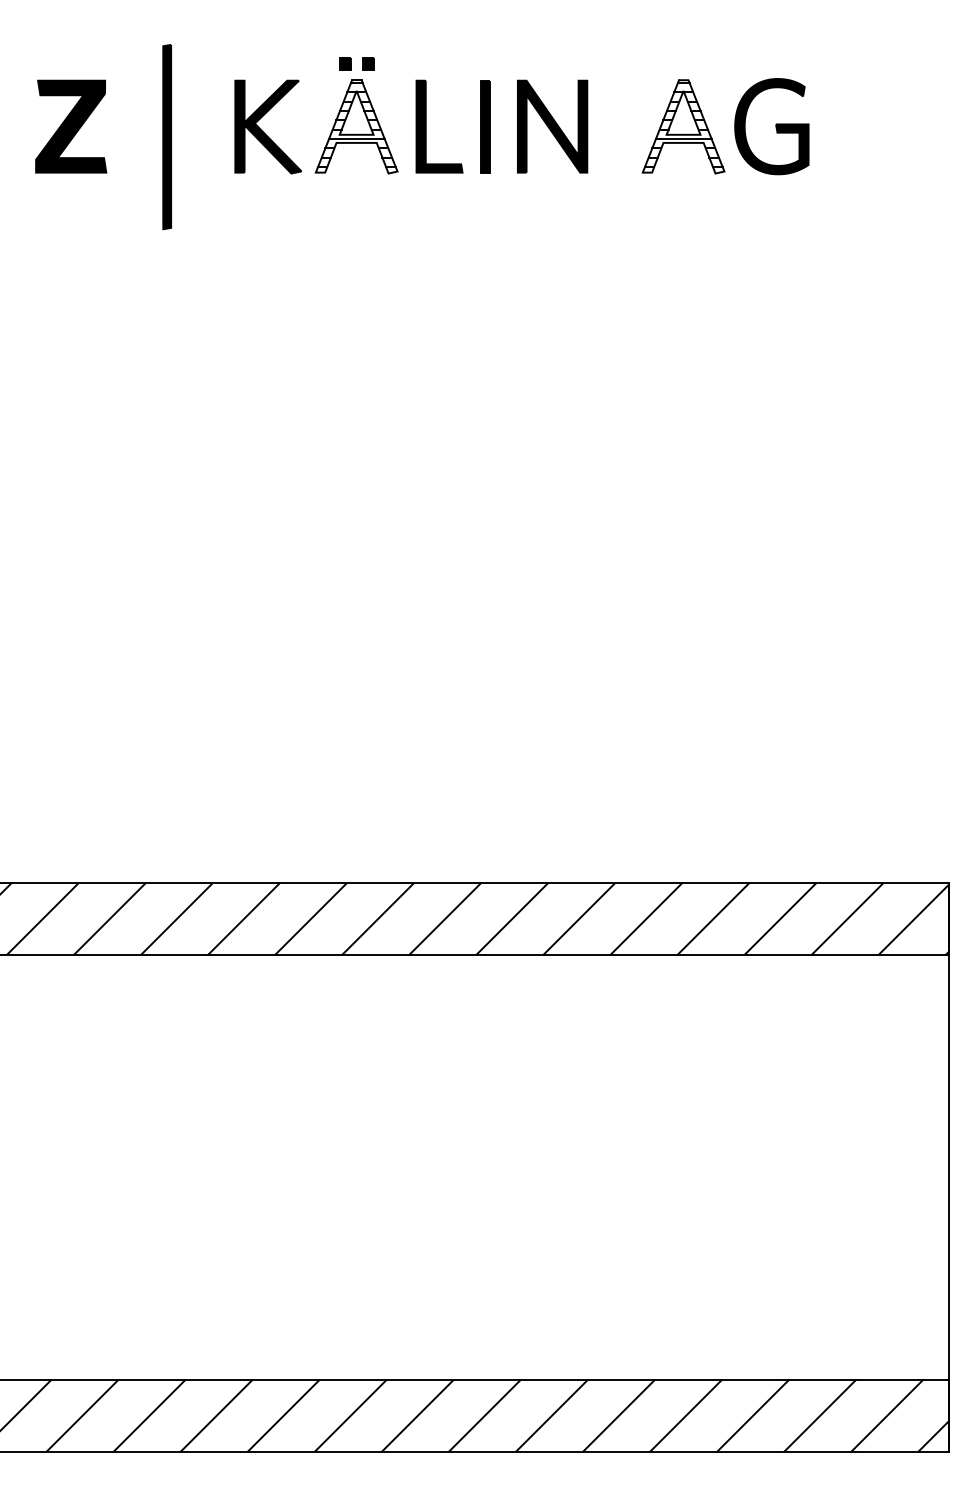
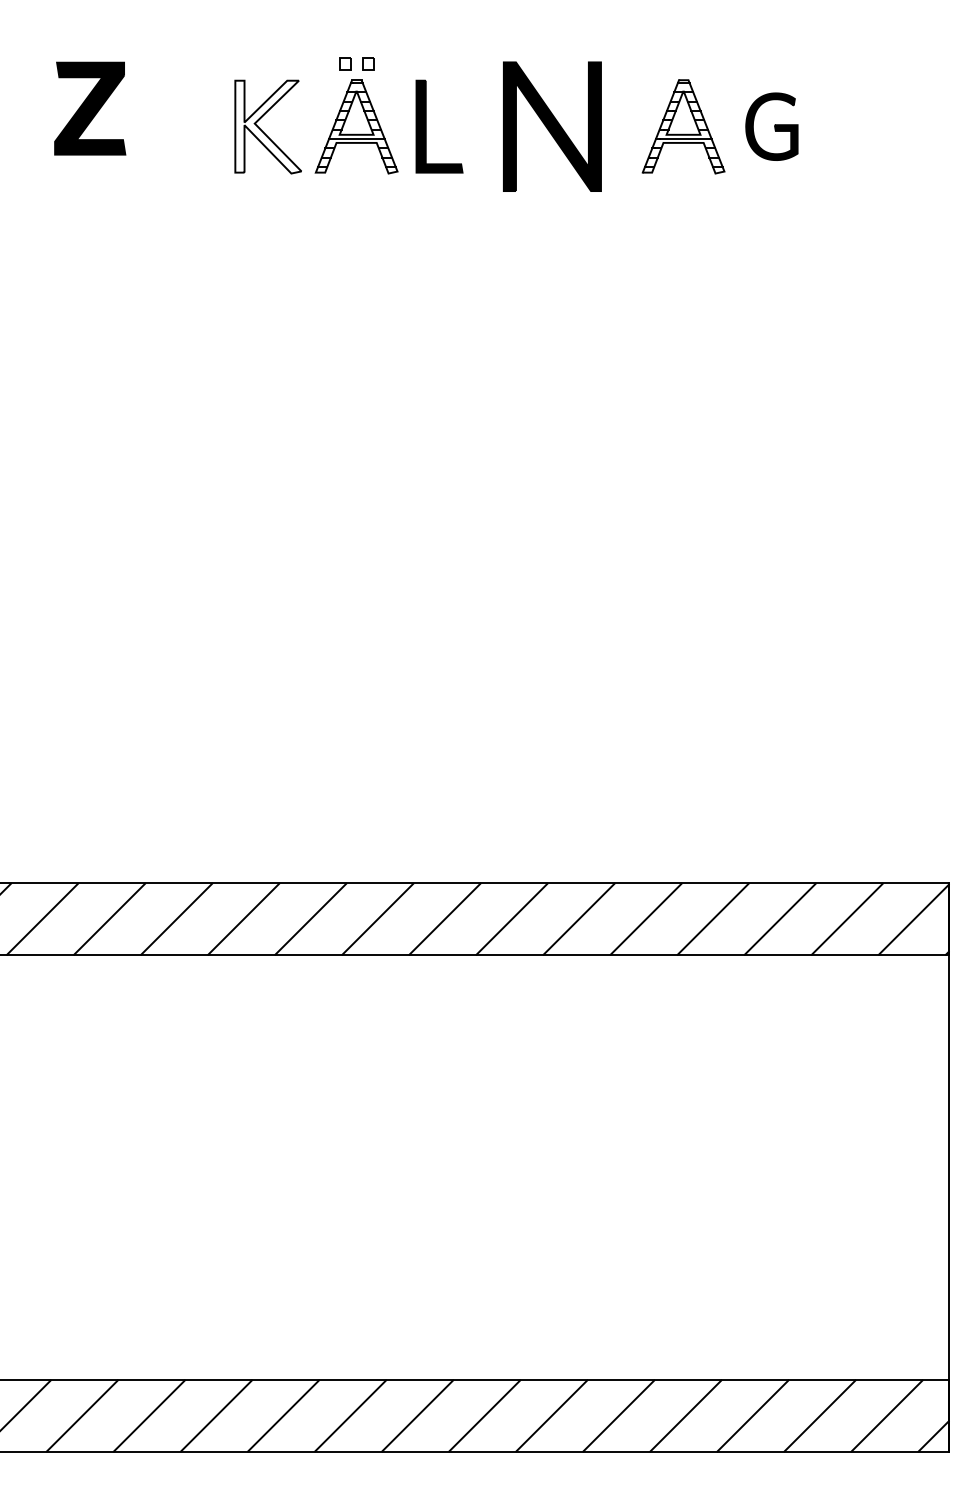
fill: present -> none (344, 63)
fill: present -> none (367, 63)
part position: (71, 126) -> (90, 108) (90, 108)
fill: present -> none (268, 126)
part: present -> none (485, 126)
part size: 72x95 px -> 99x131 px (552, 126)
part size: 76x98 px -> 54x69 px (771, 126)
part: present -> none (166, 137)
